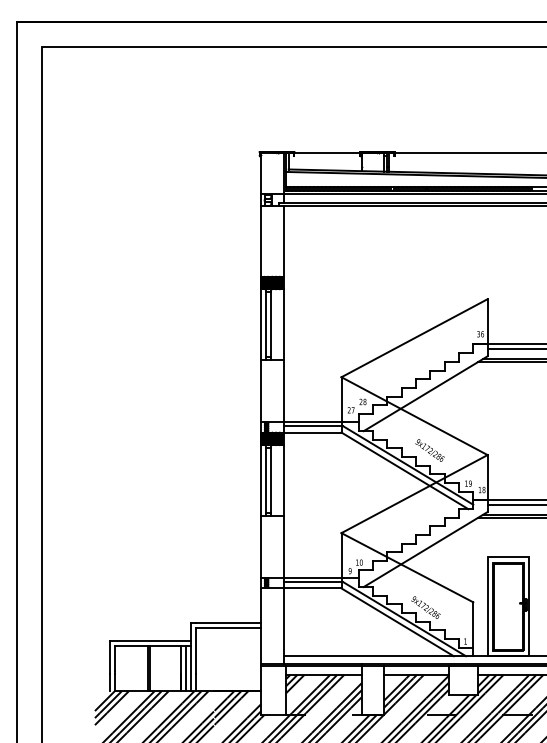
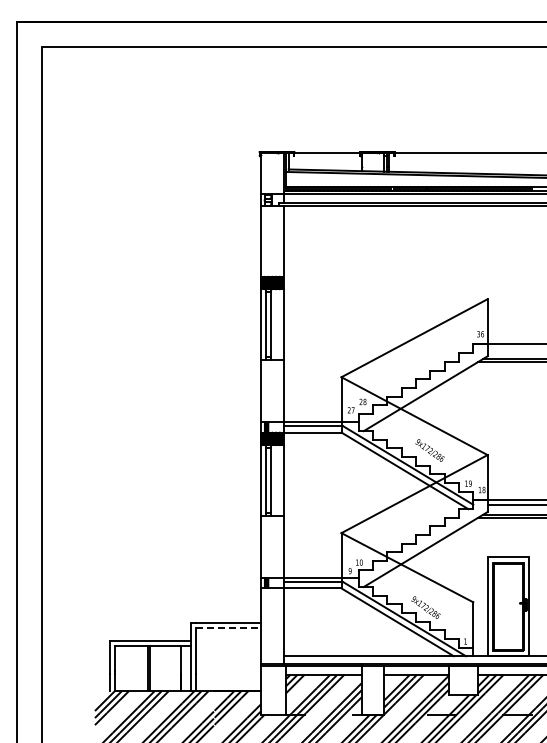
line: present -> none (515, 349)
line: solid -> dashed (228, 627)
line: present -> none (185, 668)
